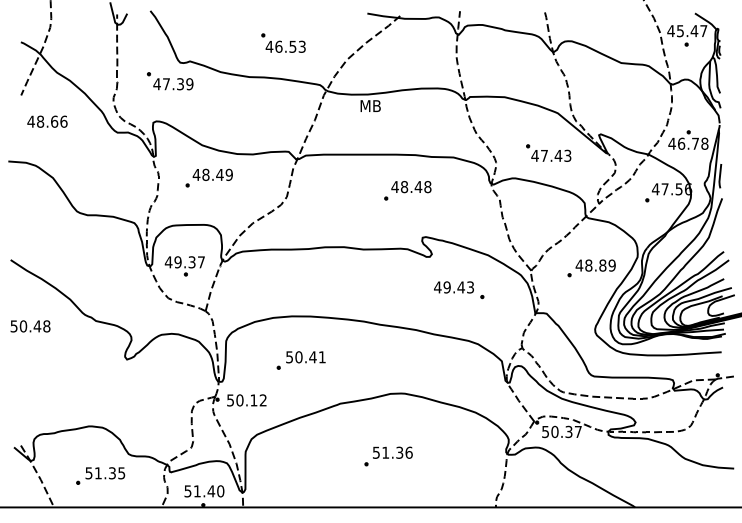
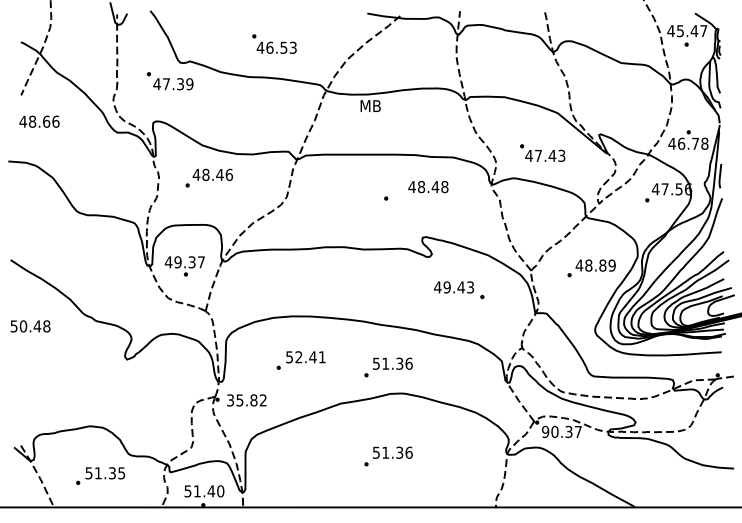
part position: (283, 42) -> (274, 43) (274, 43)
text position: (47, 121) -> (39, 121) (39, 121)
part position: (548, 152) -> (542, 152) (542, 152)
text: 48.49 -> 48.46 (228, 174)
text position: (411, 187) -> (428, 187) (428, 187)
text: 50.41 -> 52.41 (298, 357)
part: none -> present (388, 367)
text: 50.12 -> 35.82 (242, 400)
text: 50.37 -> 90.37 (545, 431)
